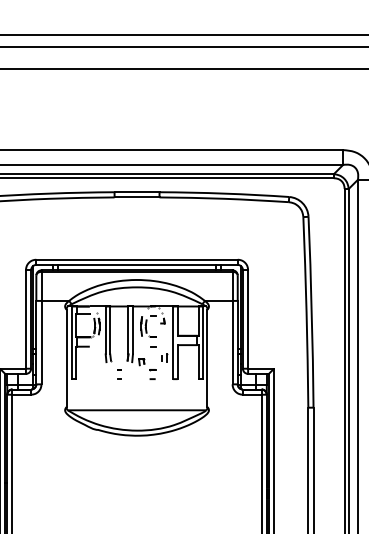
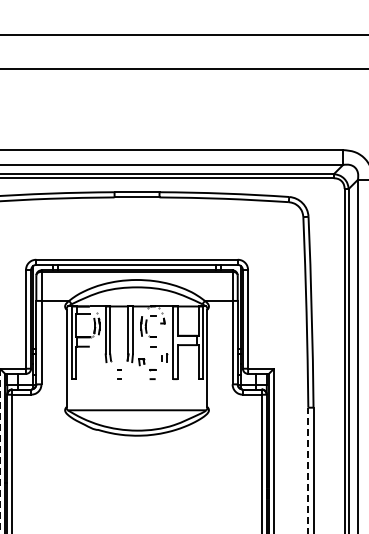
line: present -> none (183, 46)
line: solid -> dashed (0, 451)
line: solid -> dashed (308, 470)
